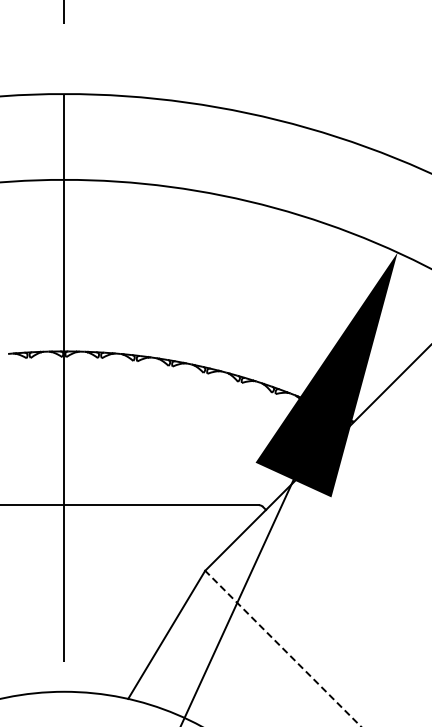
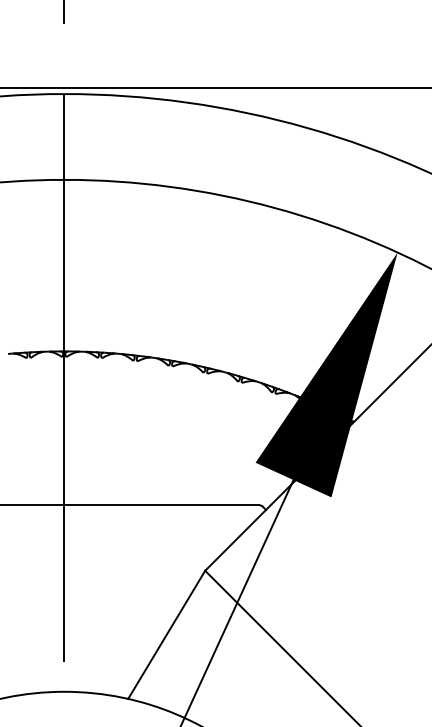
line: none -> present (215, 88)
line: dashed -> solid (282, 648)
